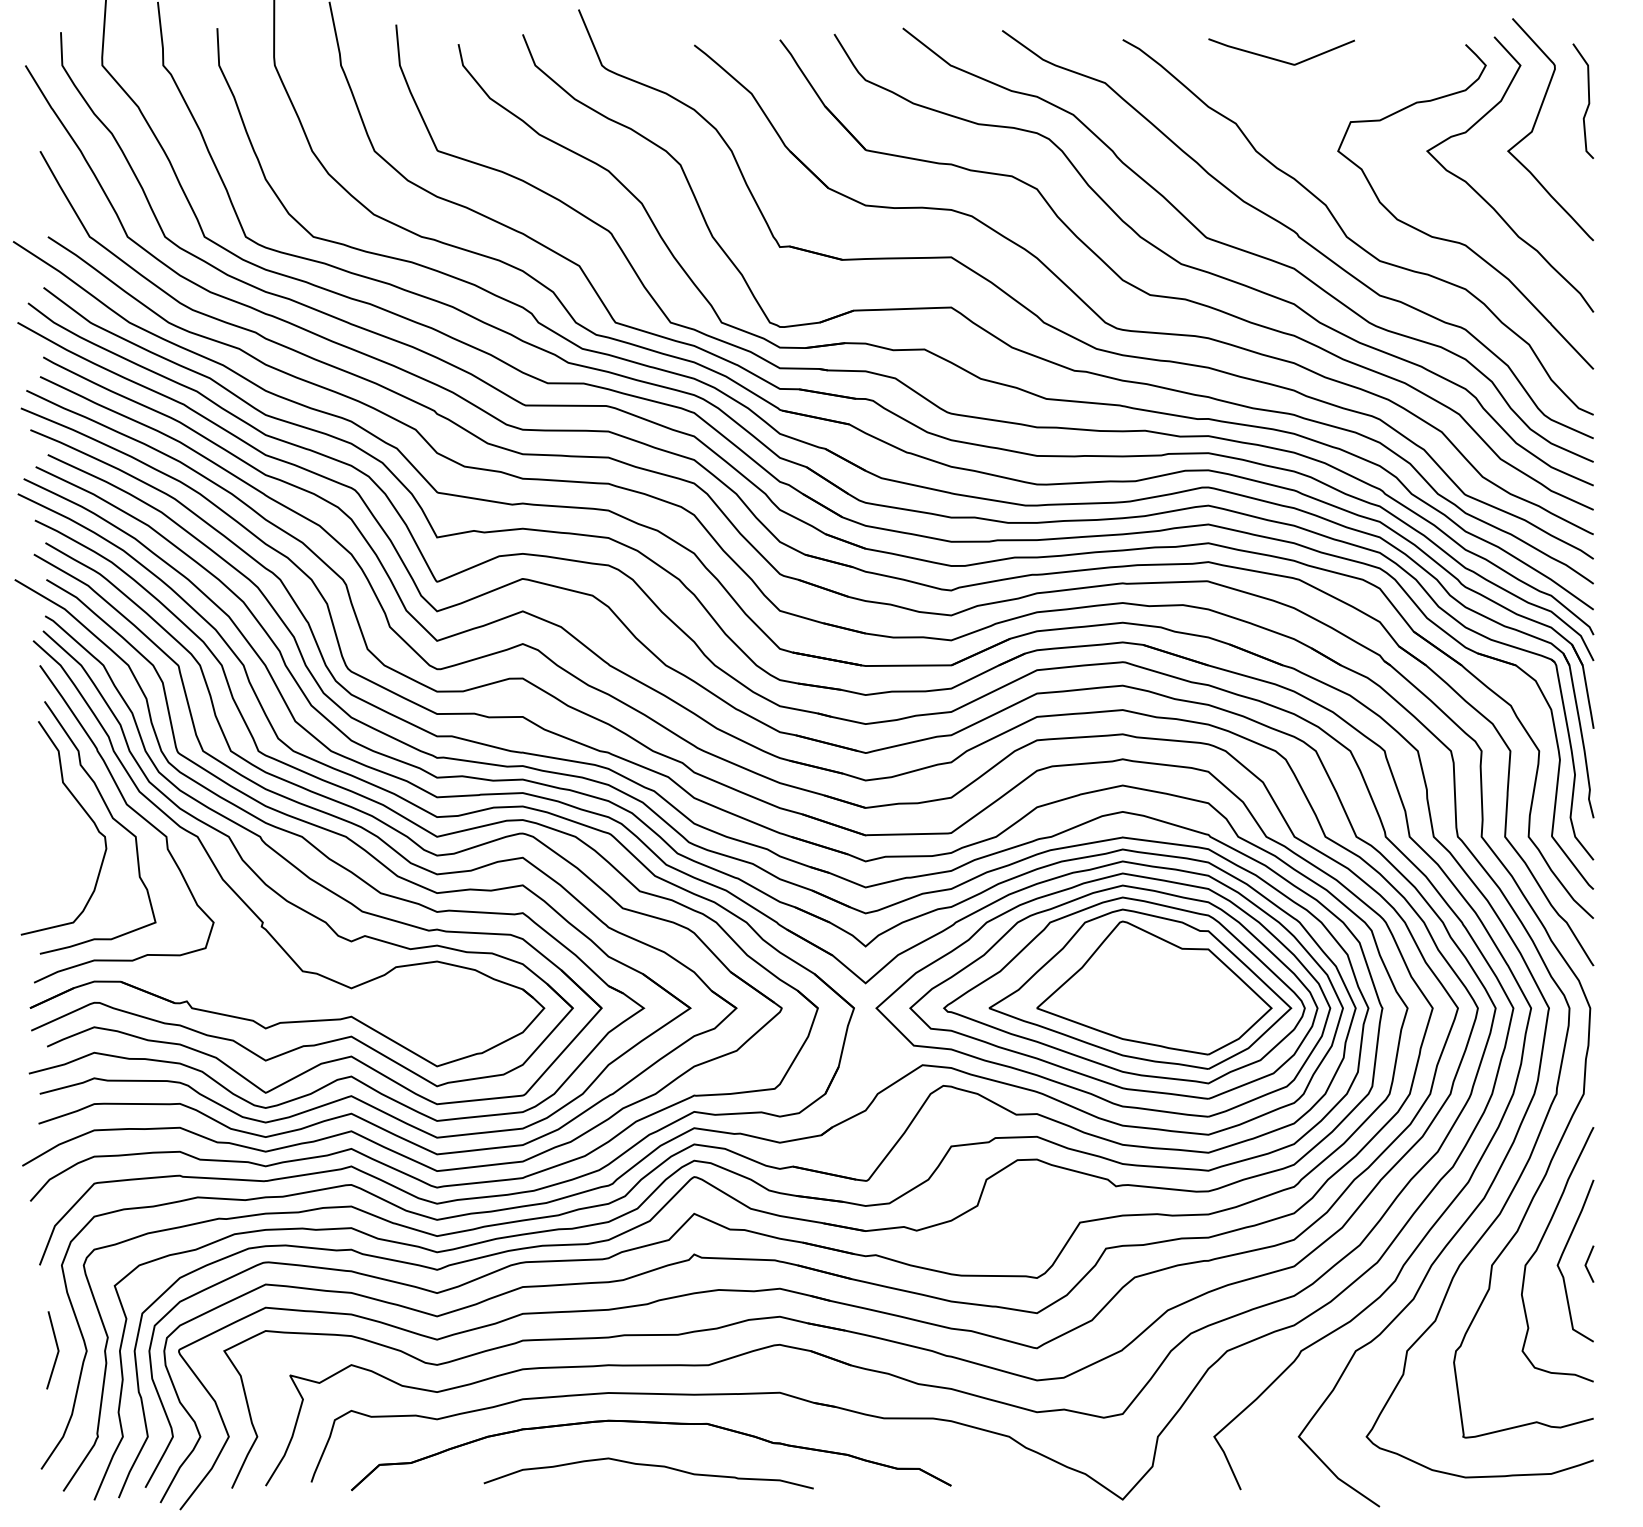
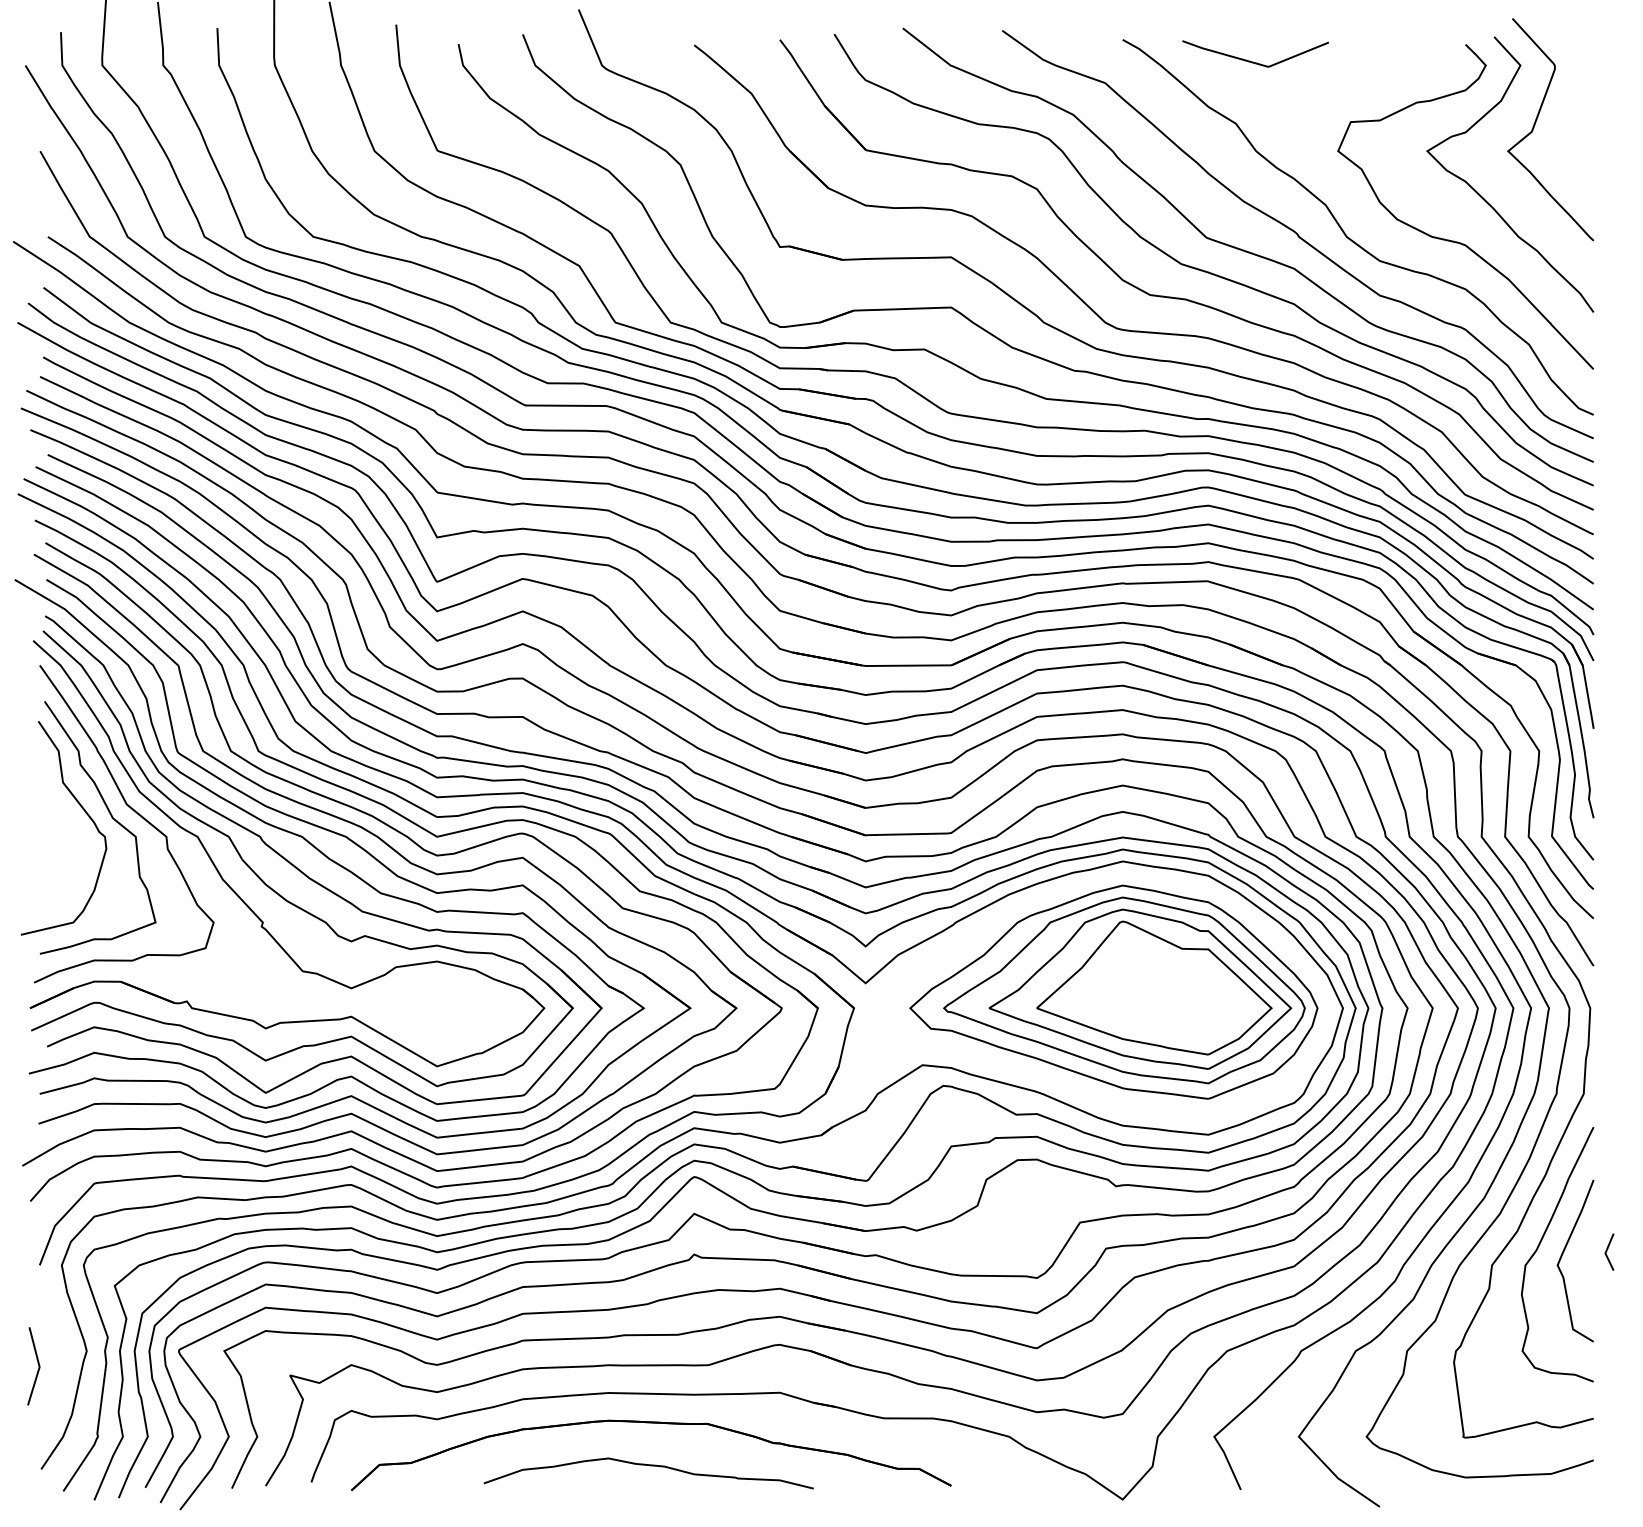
curve position: (1279, 59) -> (1253, 61) (1253, 61)
curve: present -> none (1588, 100)
part: present -> none (1103, 994)
line position: (1587, 1263) -> (1607, 1251) (1607, 1251)
line position: (56, 1347) -> (37, 1363) (37, 1363)
